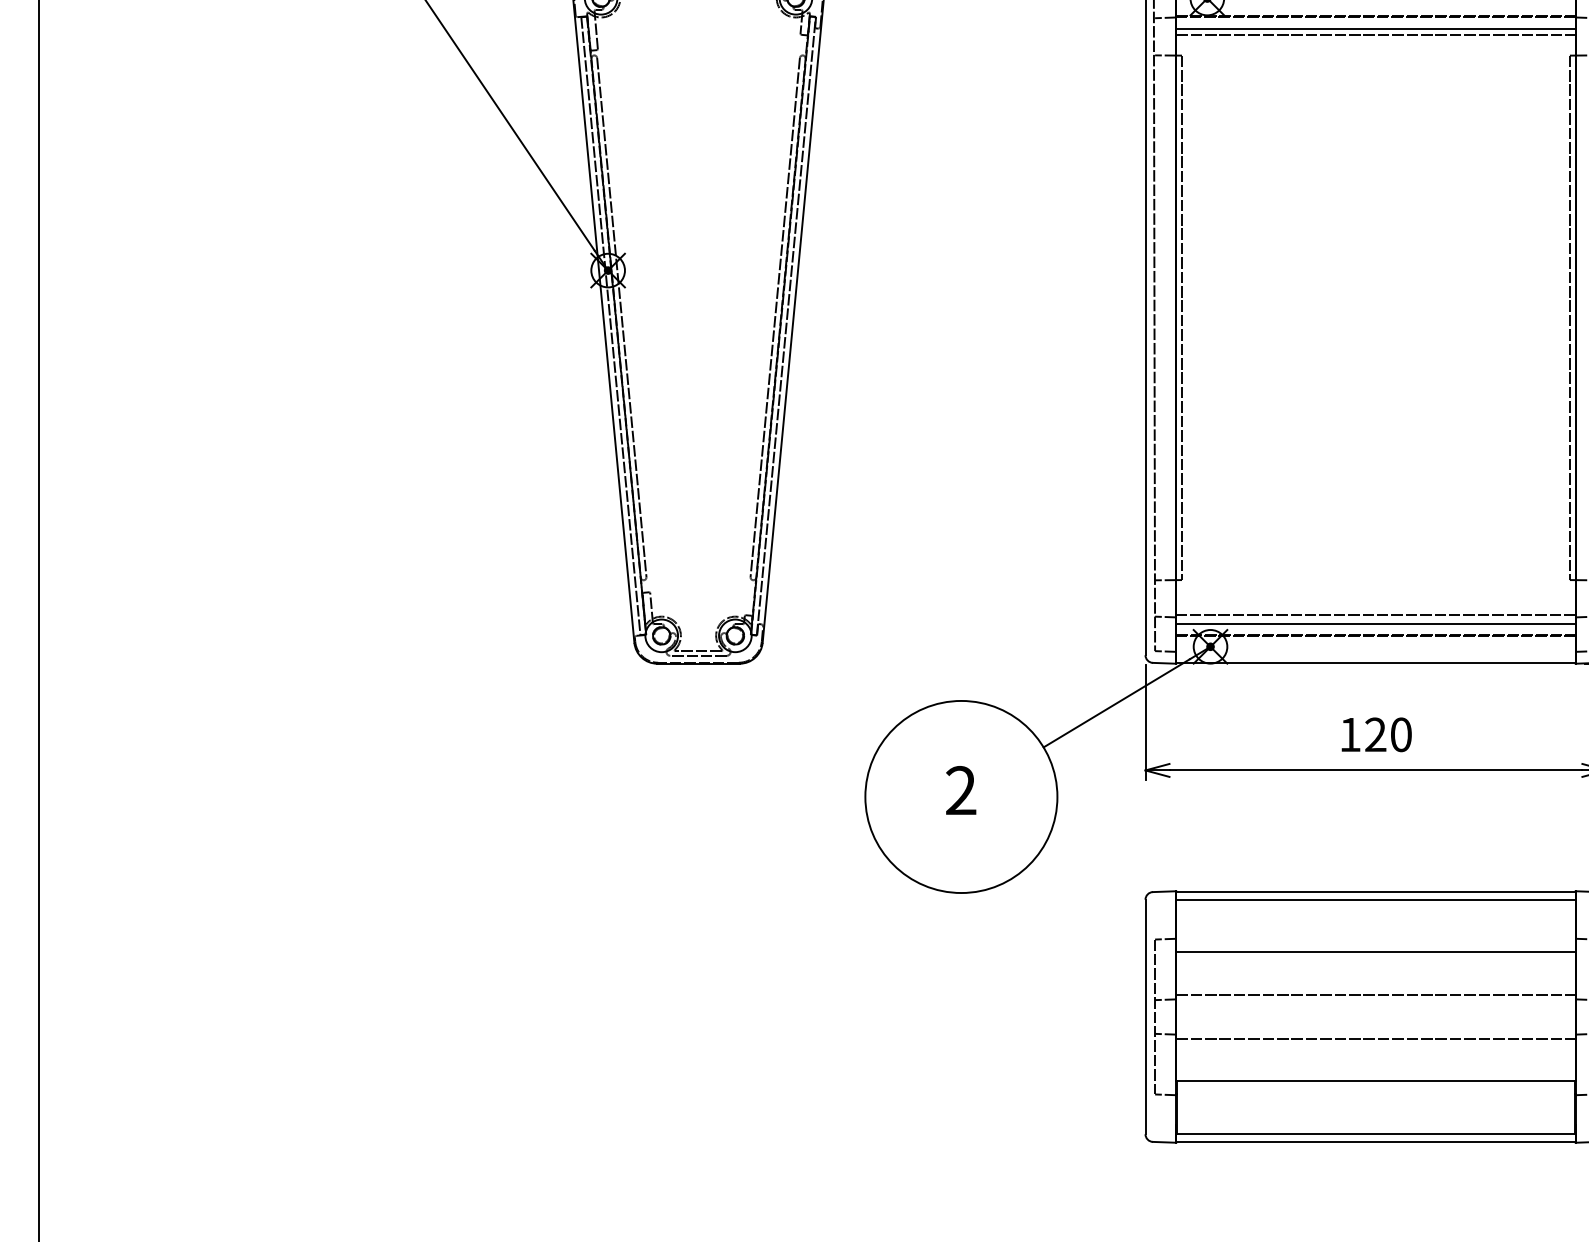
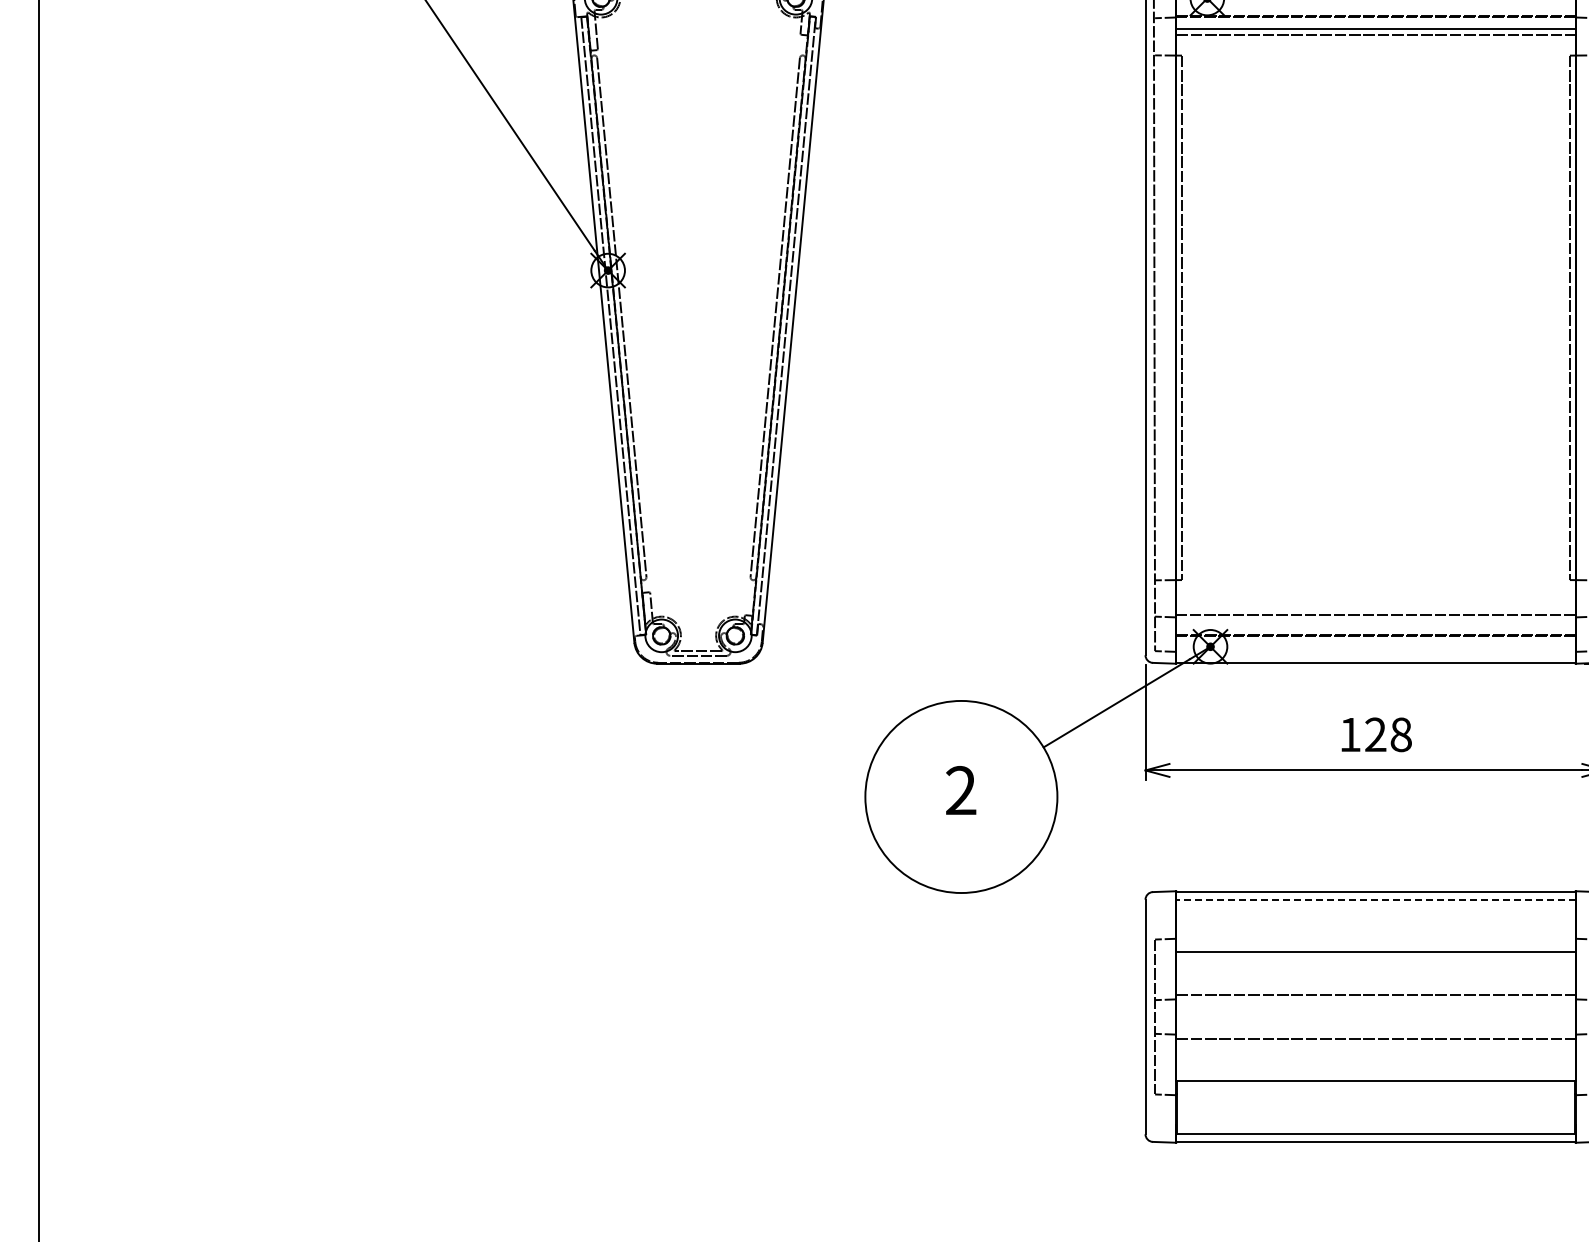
line: present -> none (1375, 624)
text: 120 -> 128 (1400, 734)
line: solid -> dashed (1375, 900)
